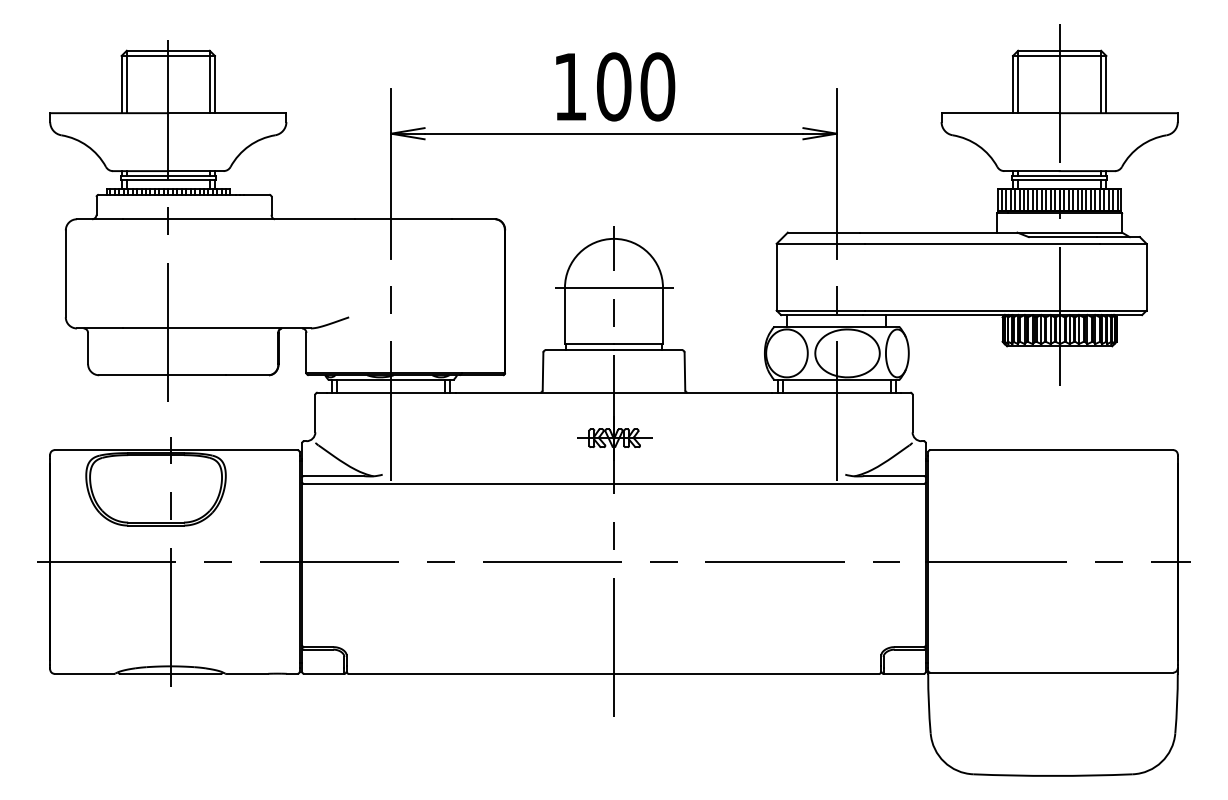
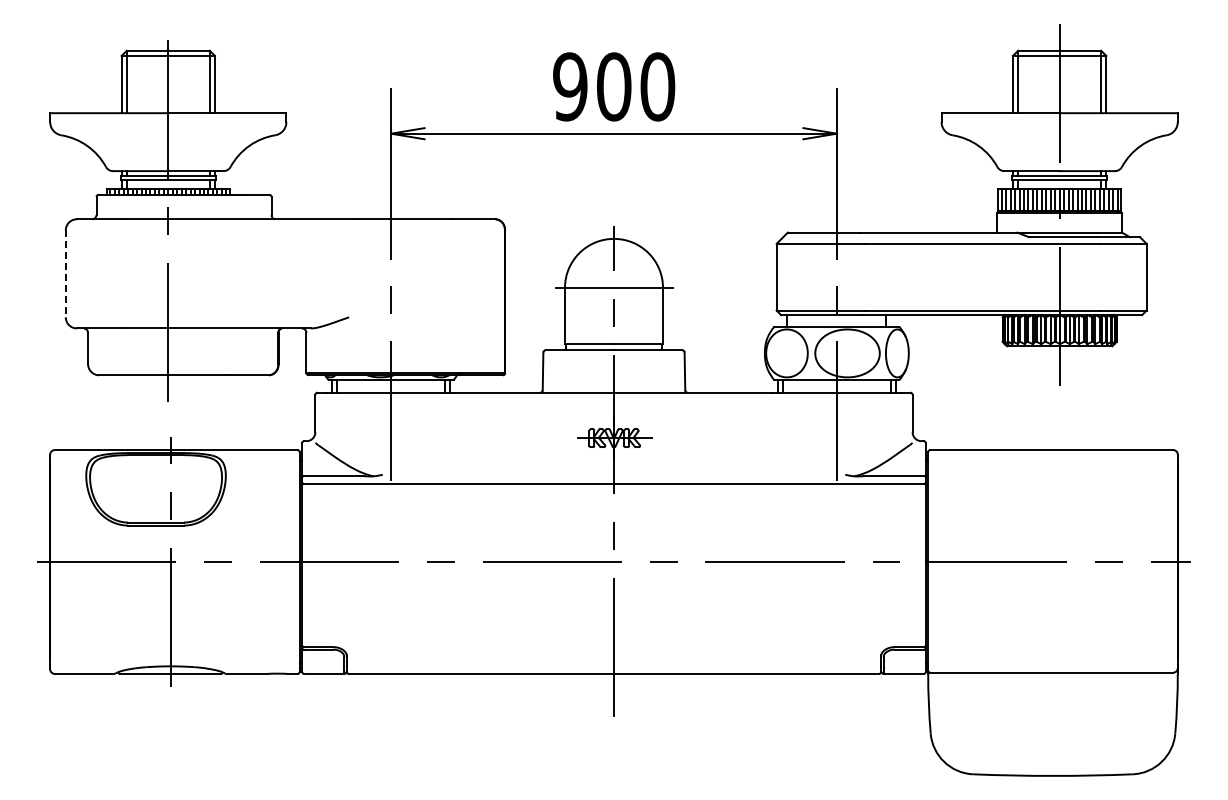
text: 100 -> 900 (570, 86)
line: solid -> dashed (65, 274)
